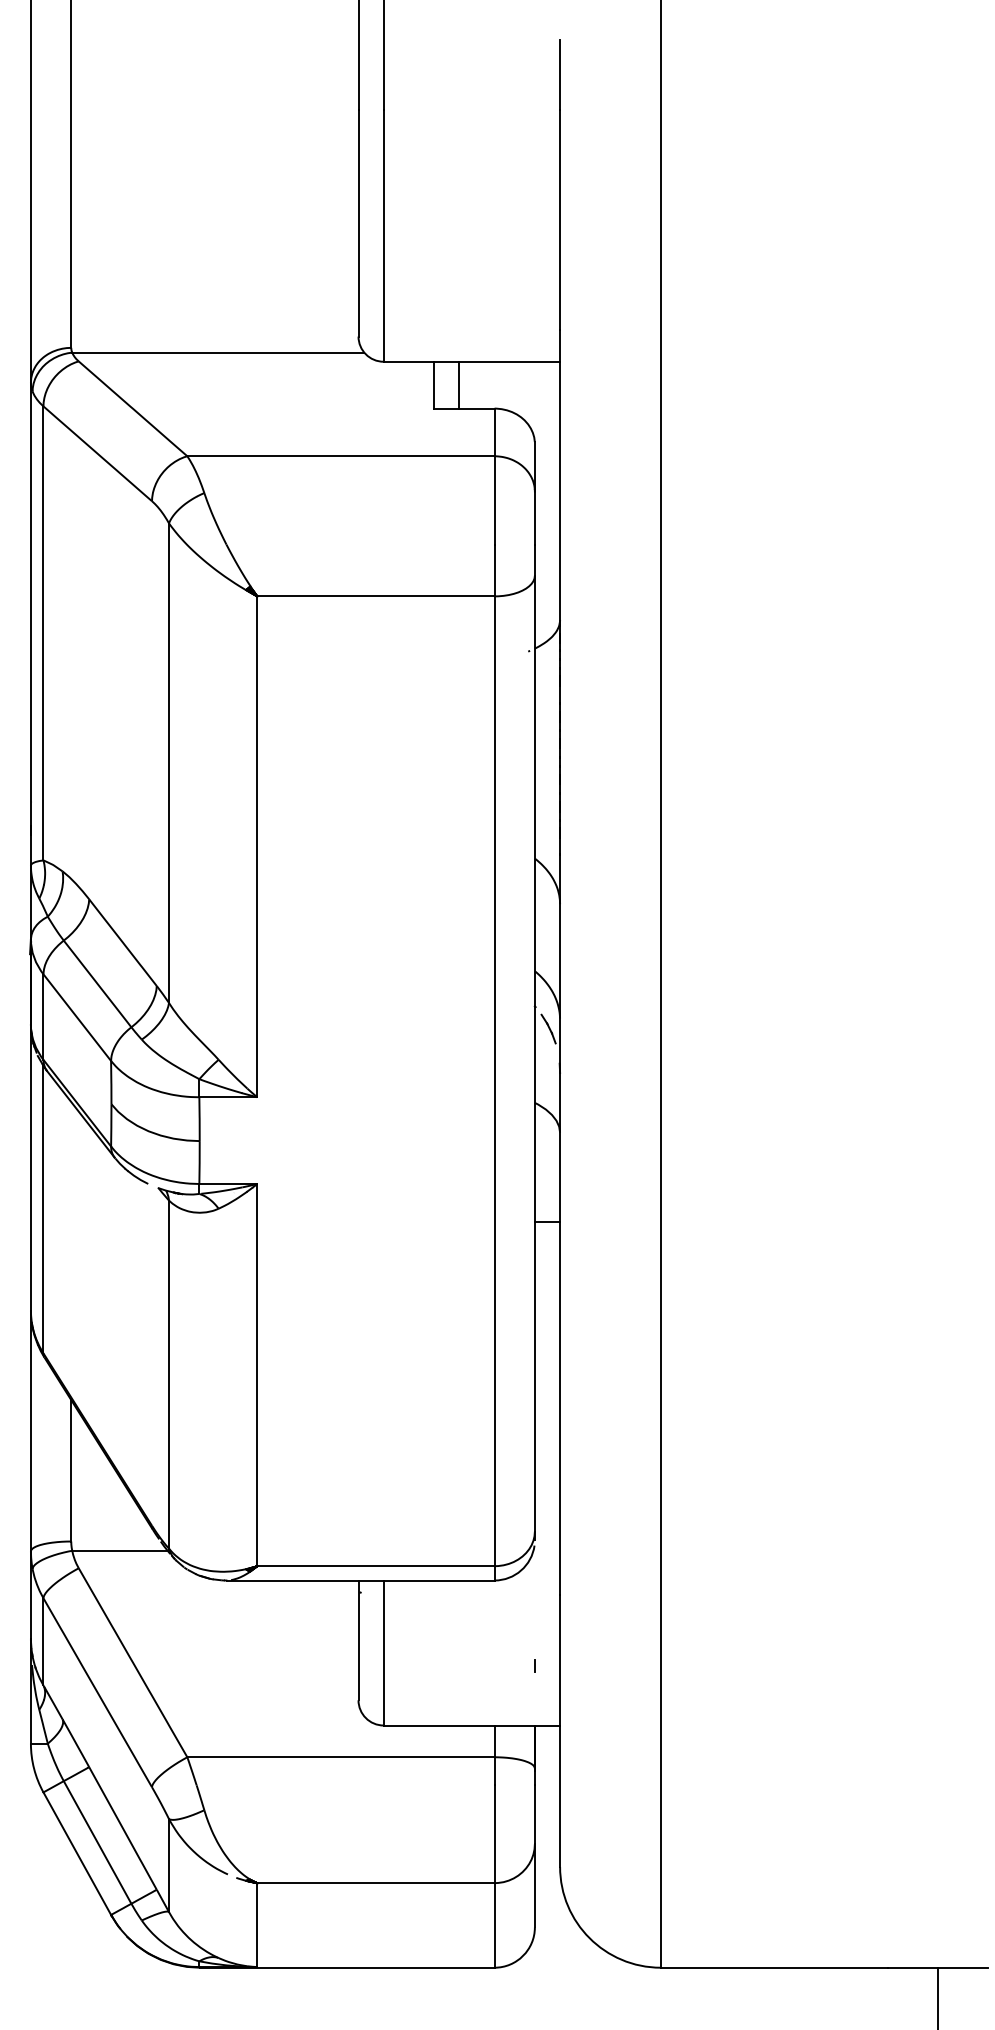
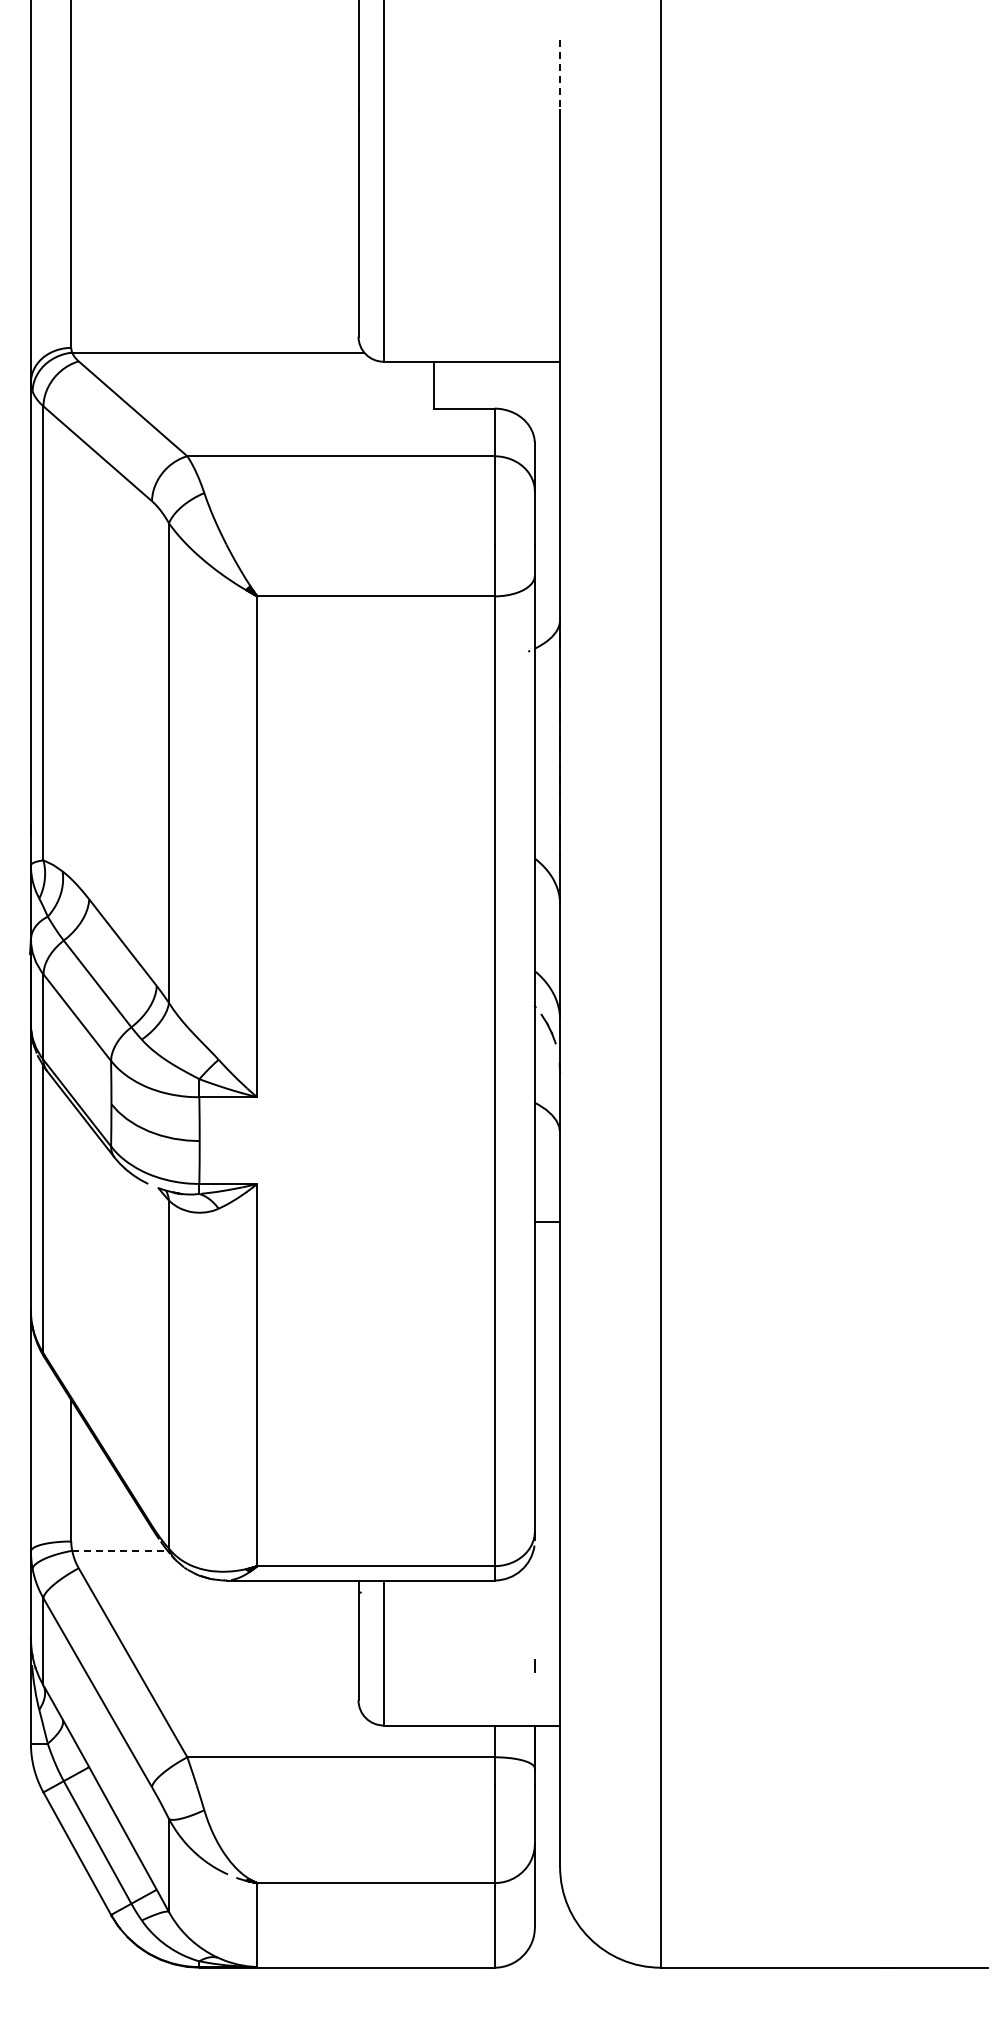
line: solid -> dashed (560, 74)
line: present -> none (459, 384)
line: solid -> dashed (119, 1550)
line: present -> none (938, 1996)
